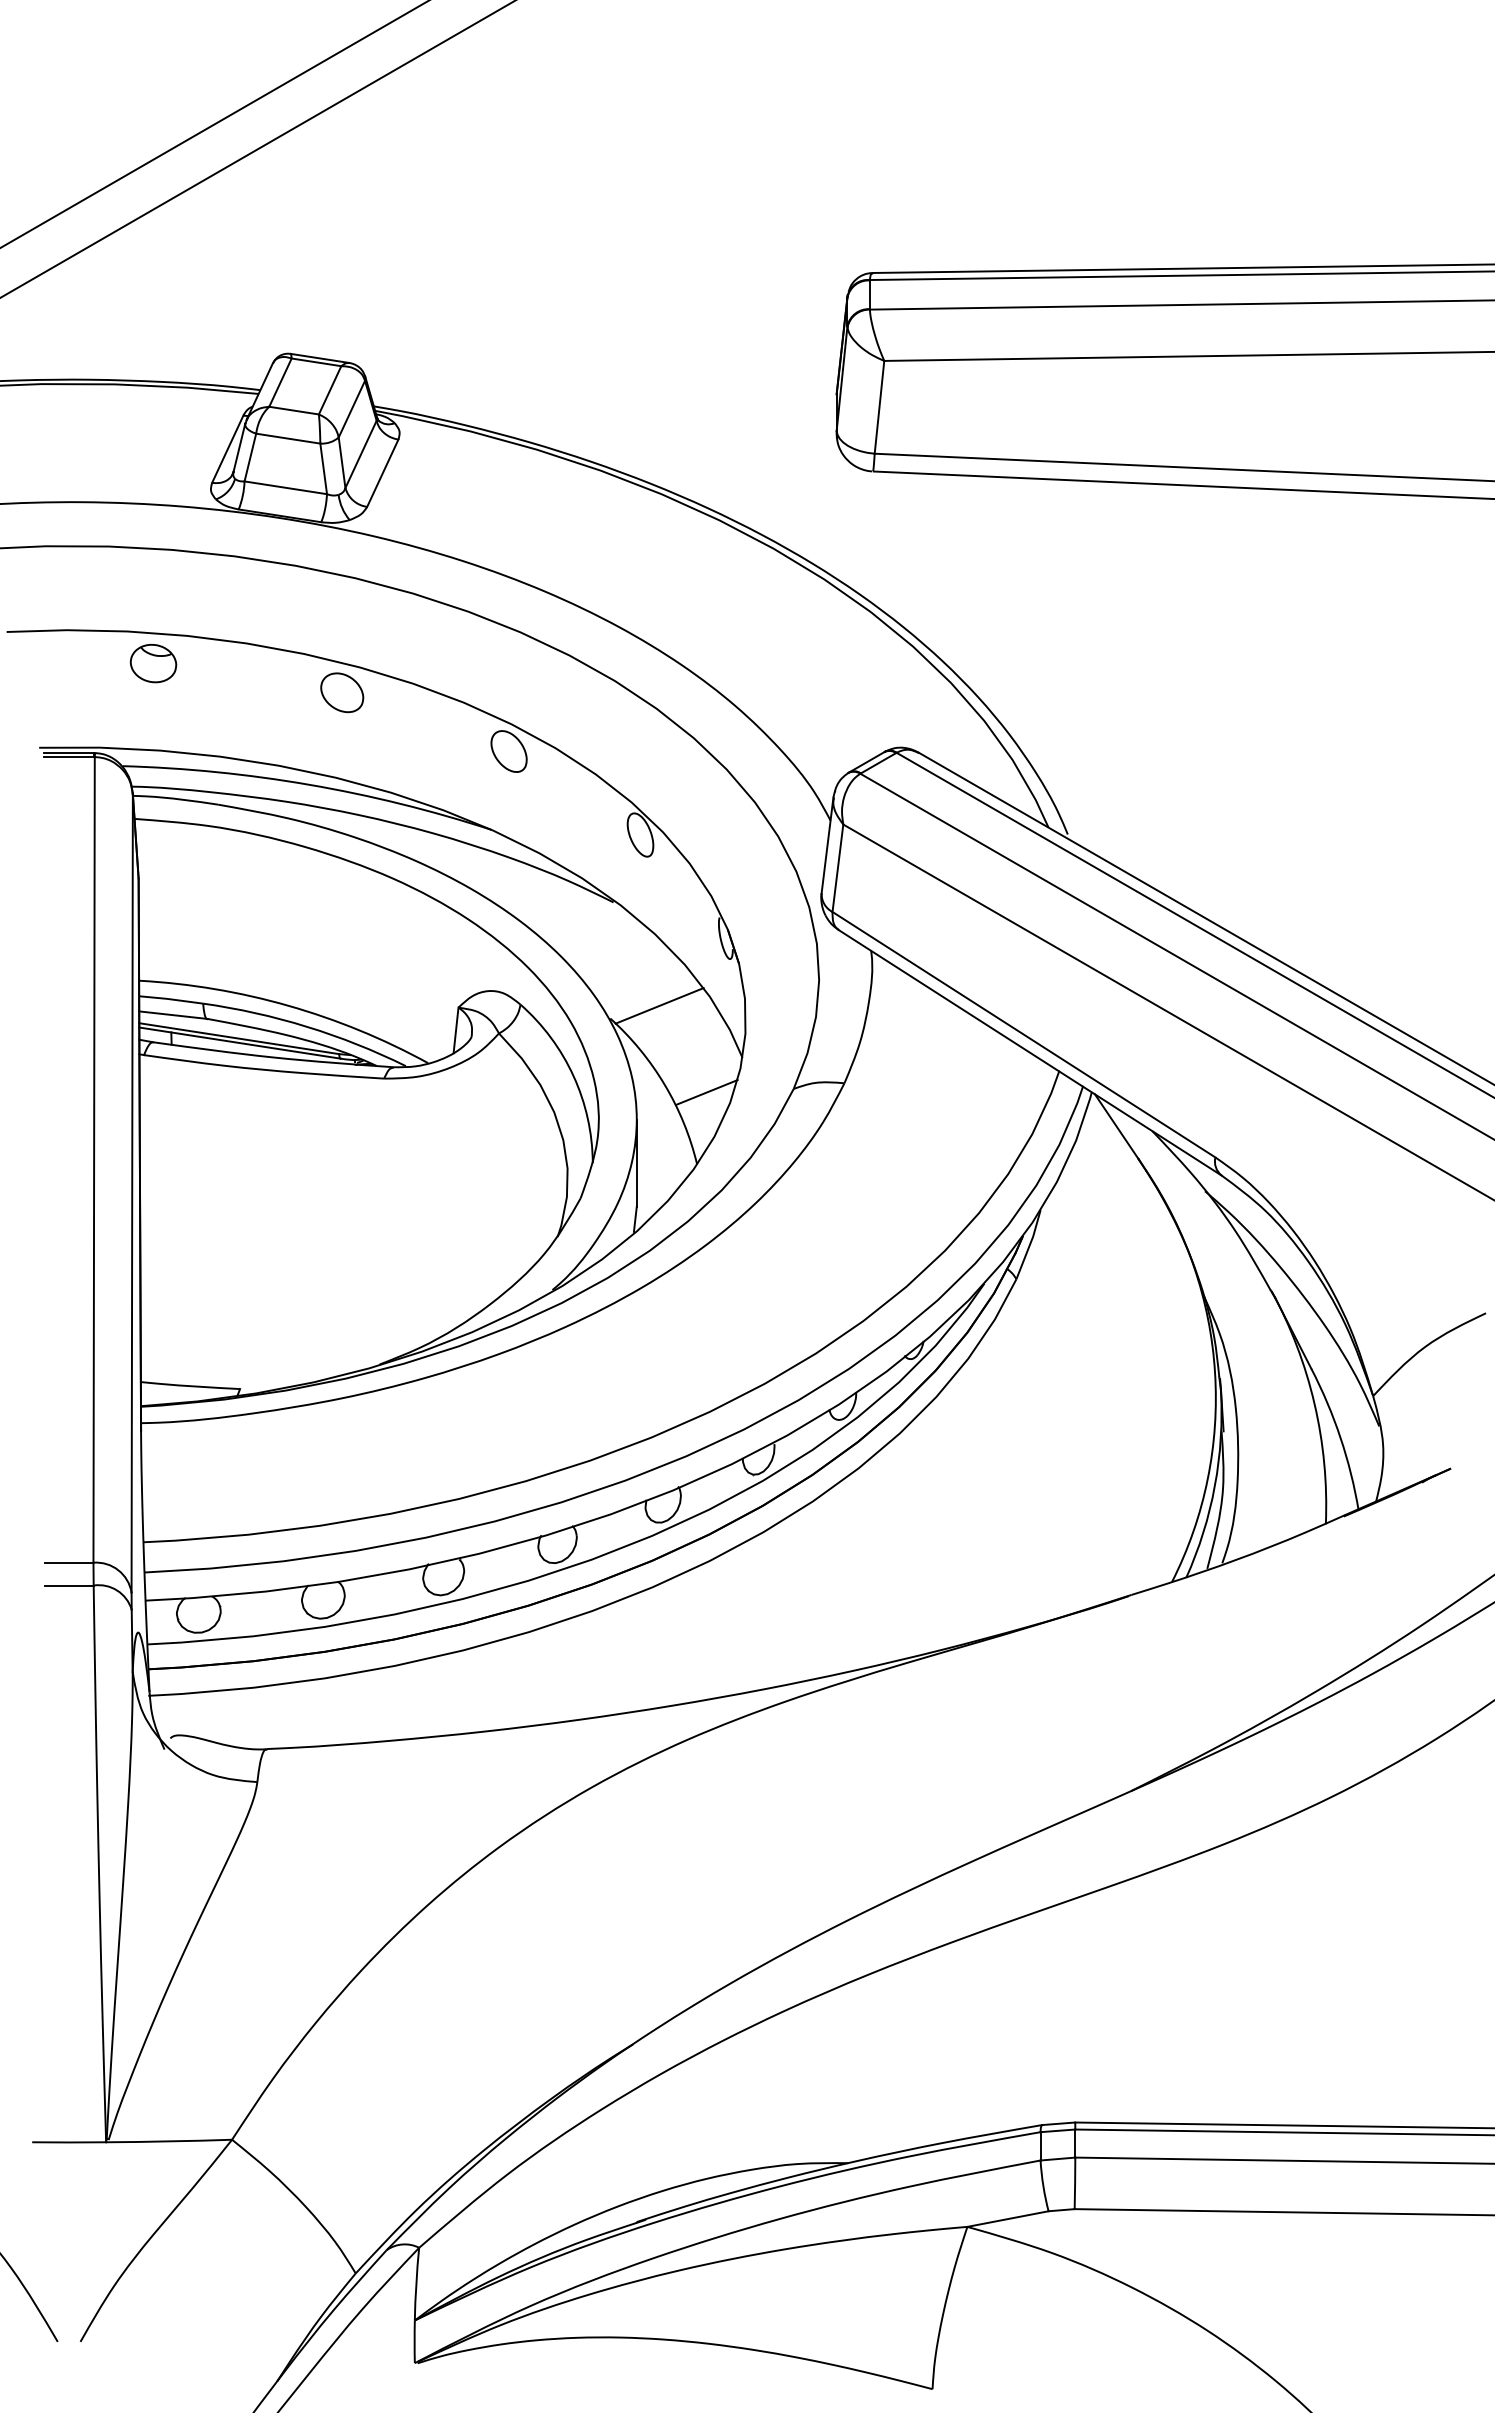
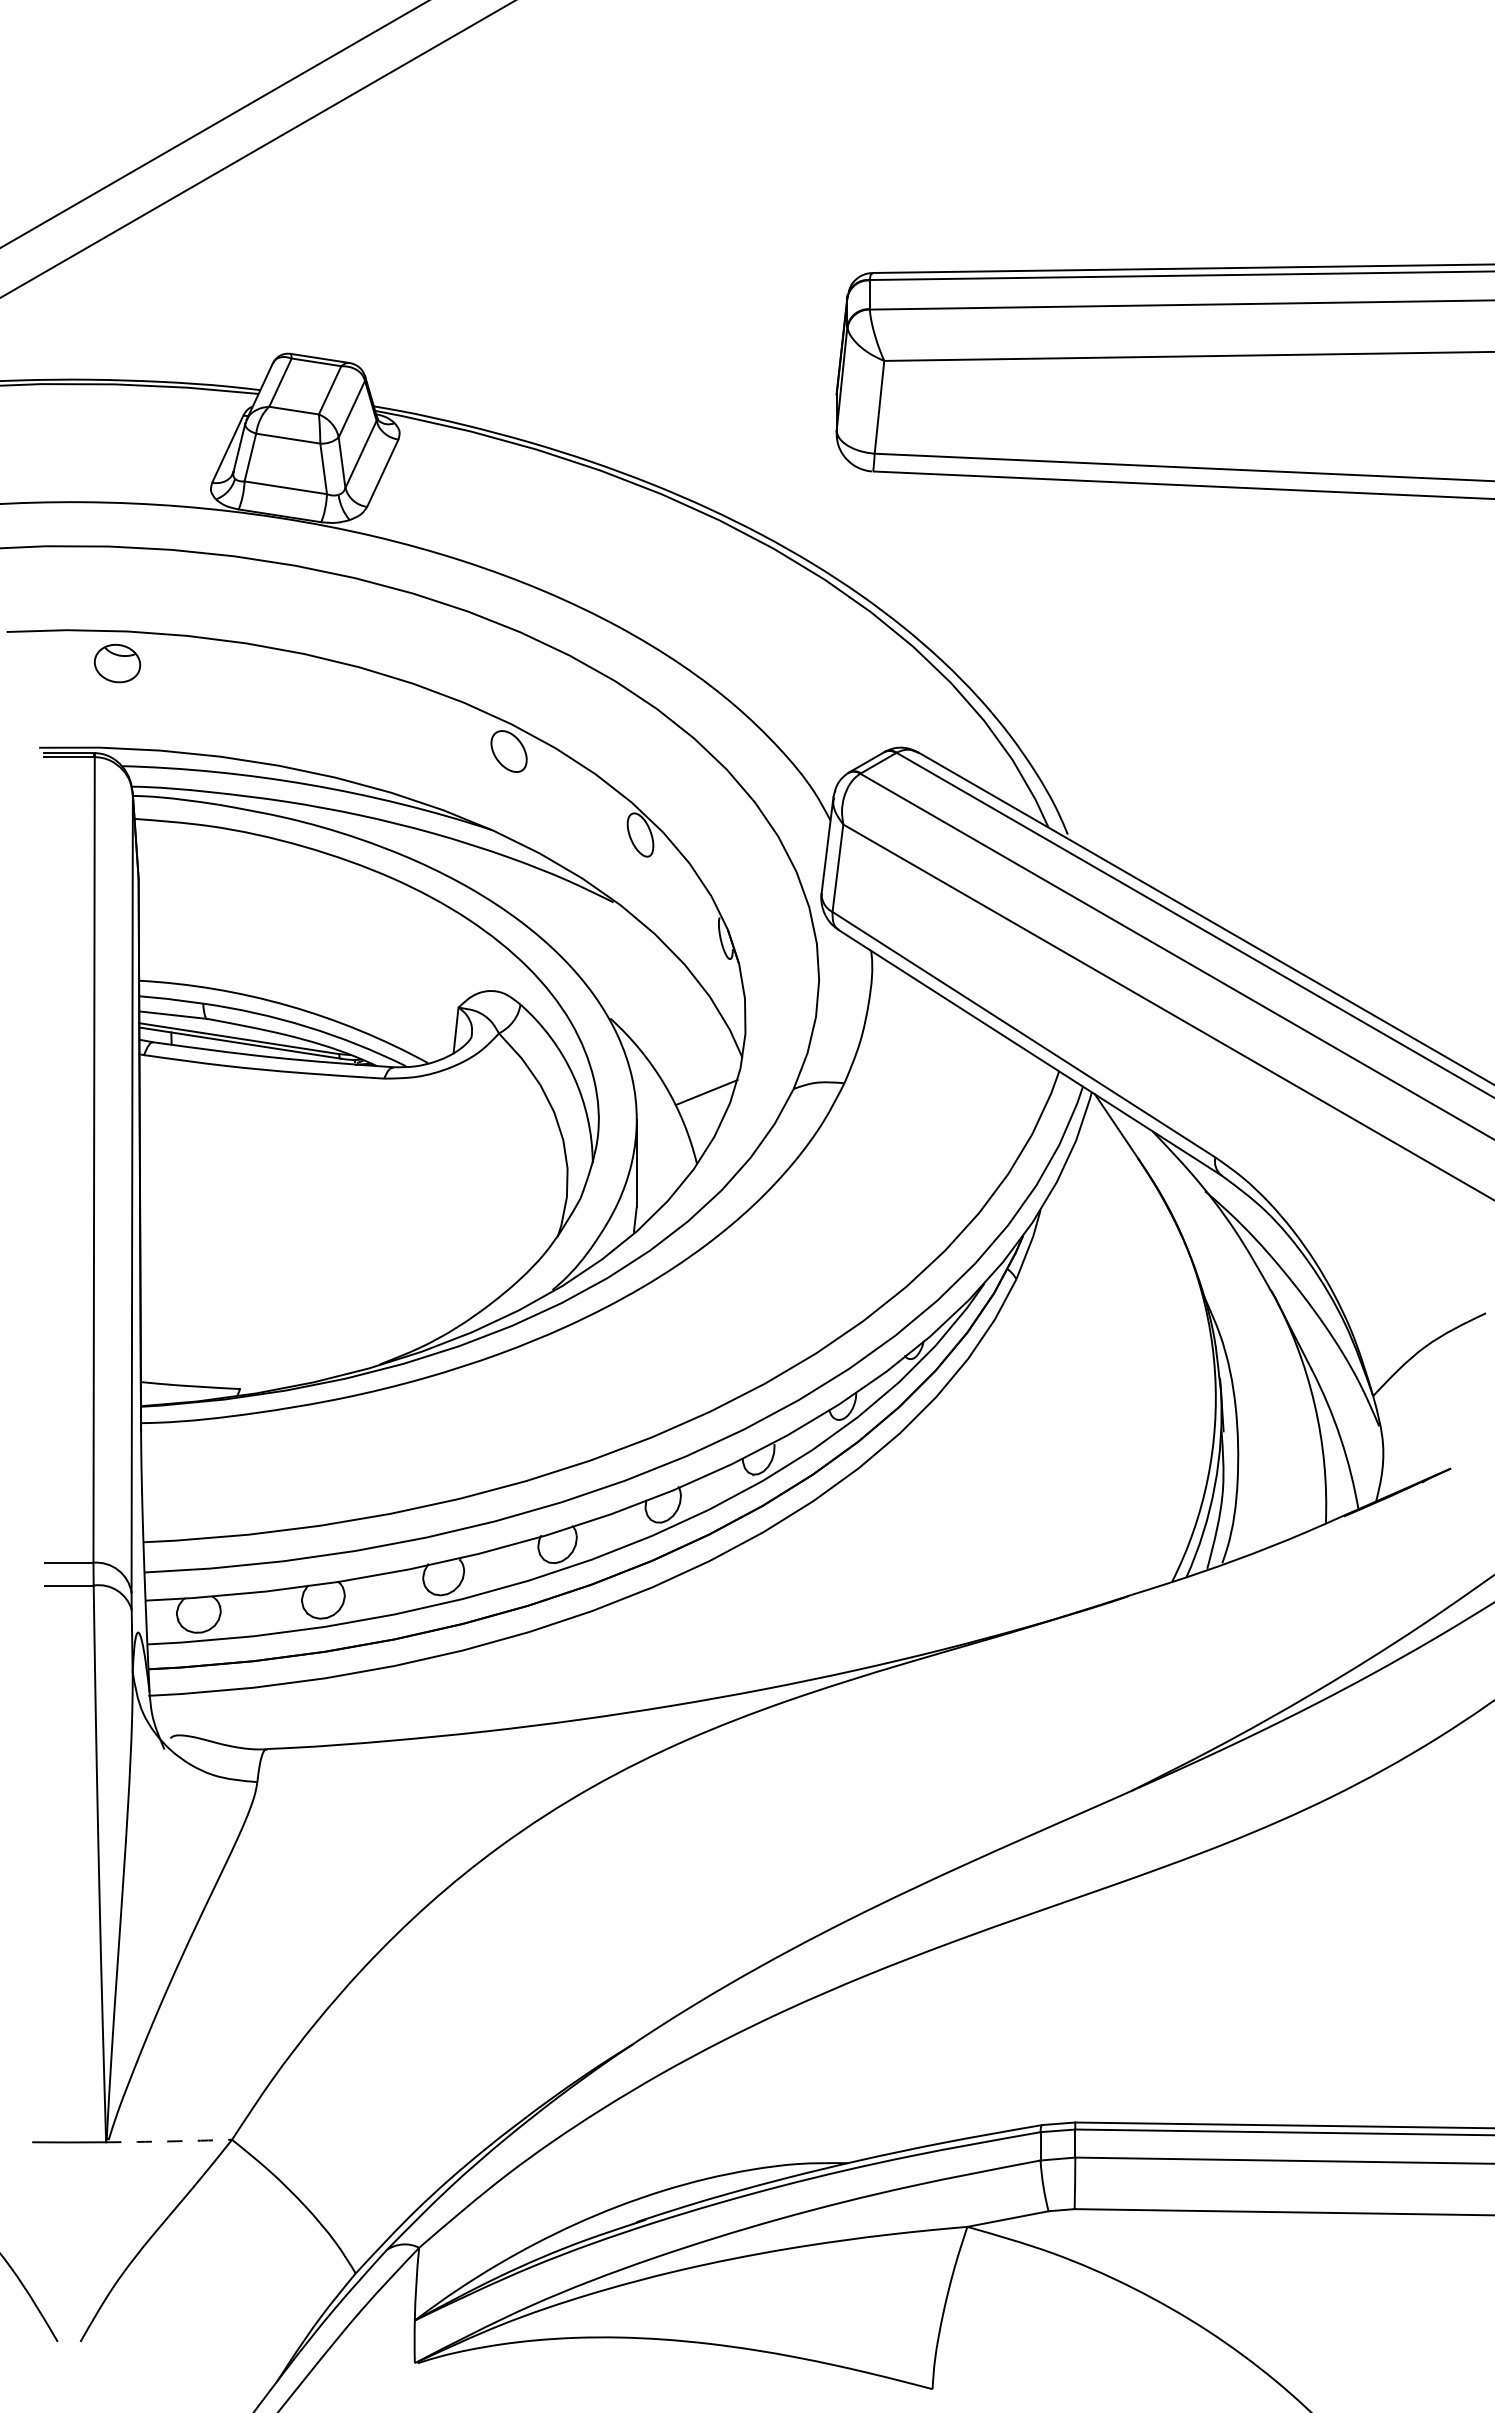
part position: (153, 663) -> (117, 663) (117, 663)
part: present -> none (342, 692)
line: present -> none (659, 1005)
arc: solid -> dashed (169, 2141)
